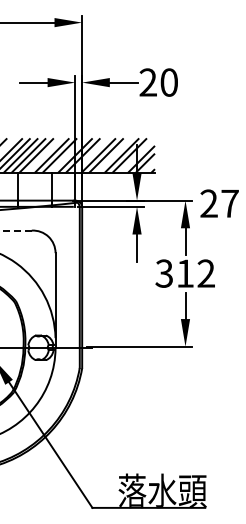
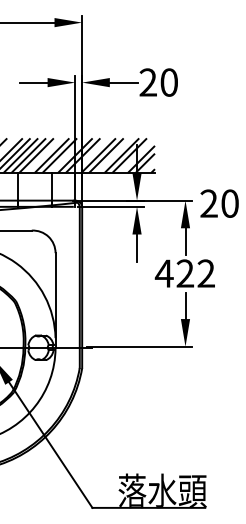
text: 27 -> 20 (229, 203)
line: dashed -> solid (16, 230)
text: 312 -> 422 (173, 273)
